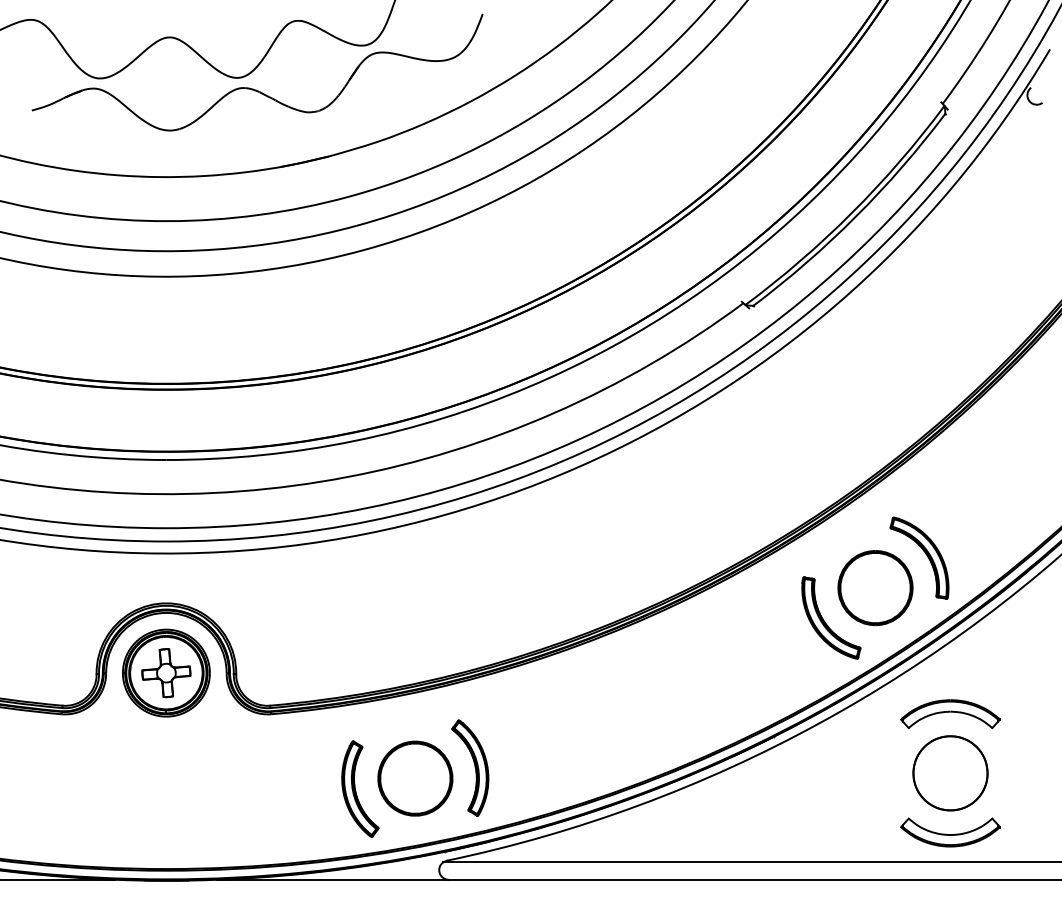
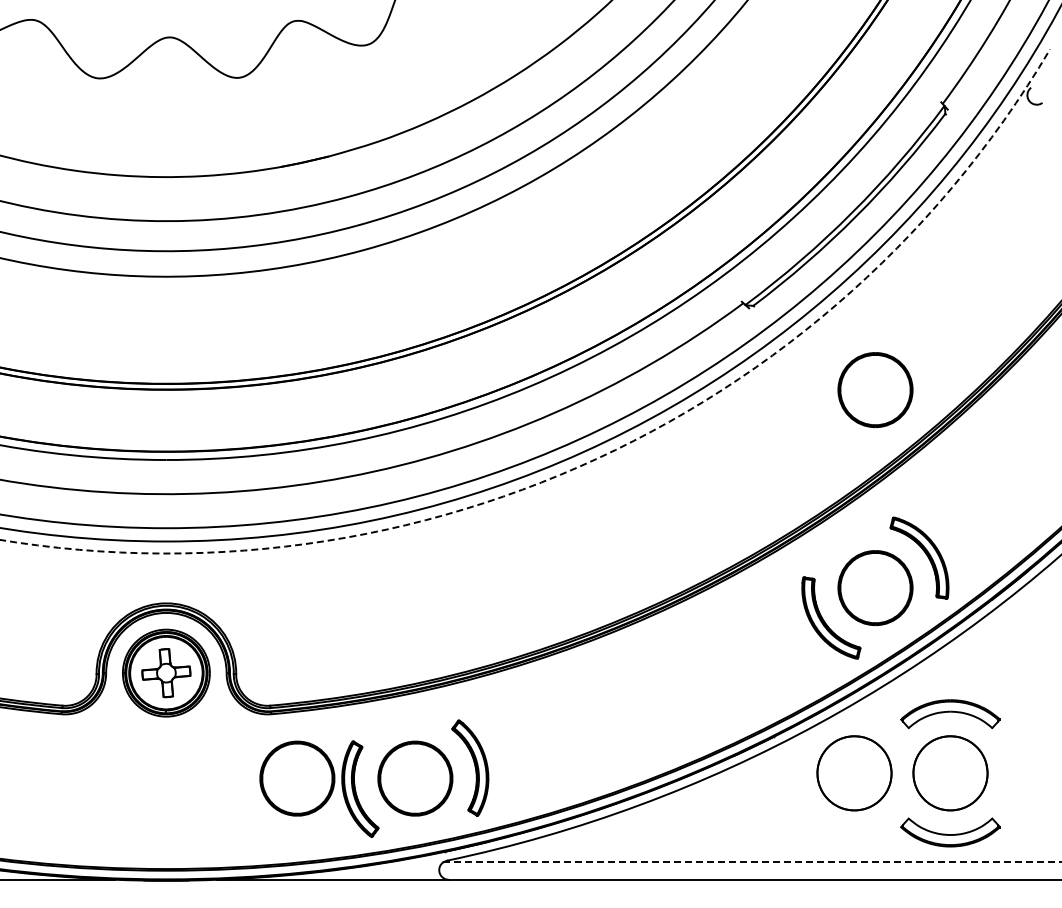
part: present -> none (253, 88)
part: none -> present (875, 390)
arc: solid -> dashed (600, 456)
part: none -> present (854, 773)
part: none -> present (297, 778)
line: solid -> dashed (752, 862)
